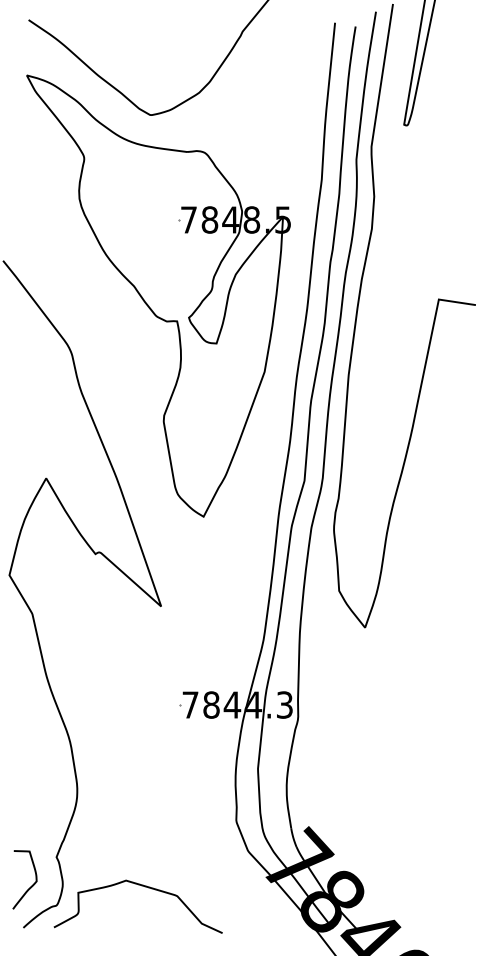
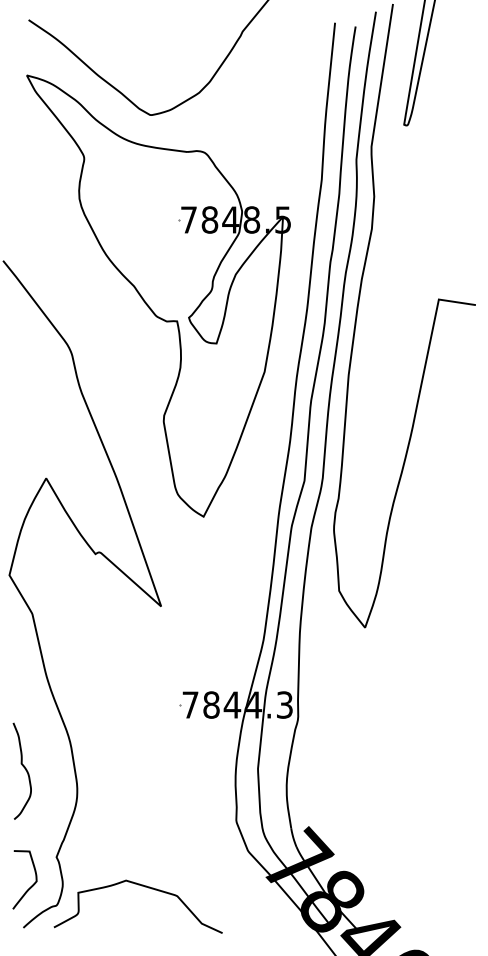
curve: none -> present (23, 767)
